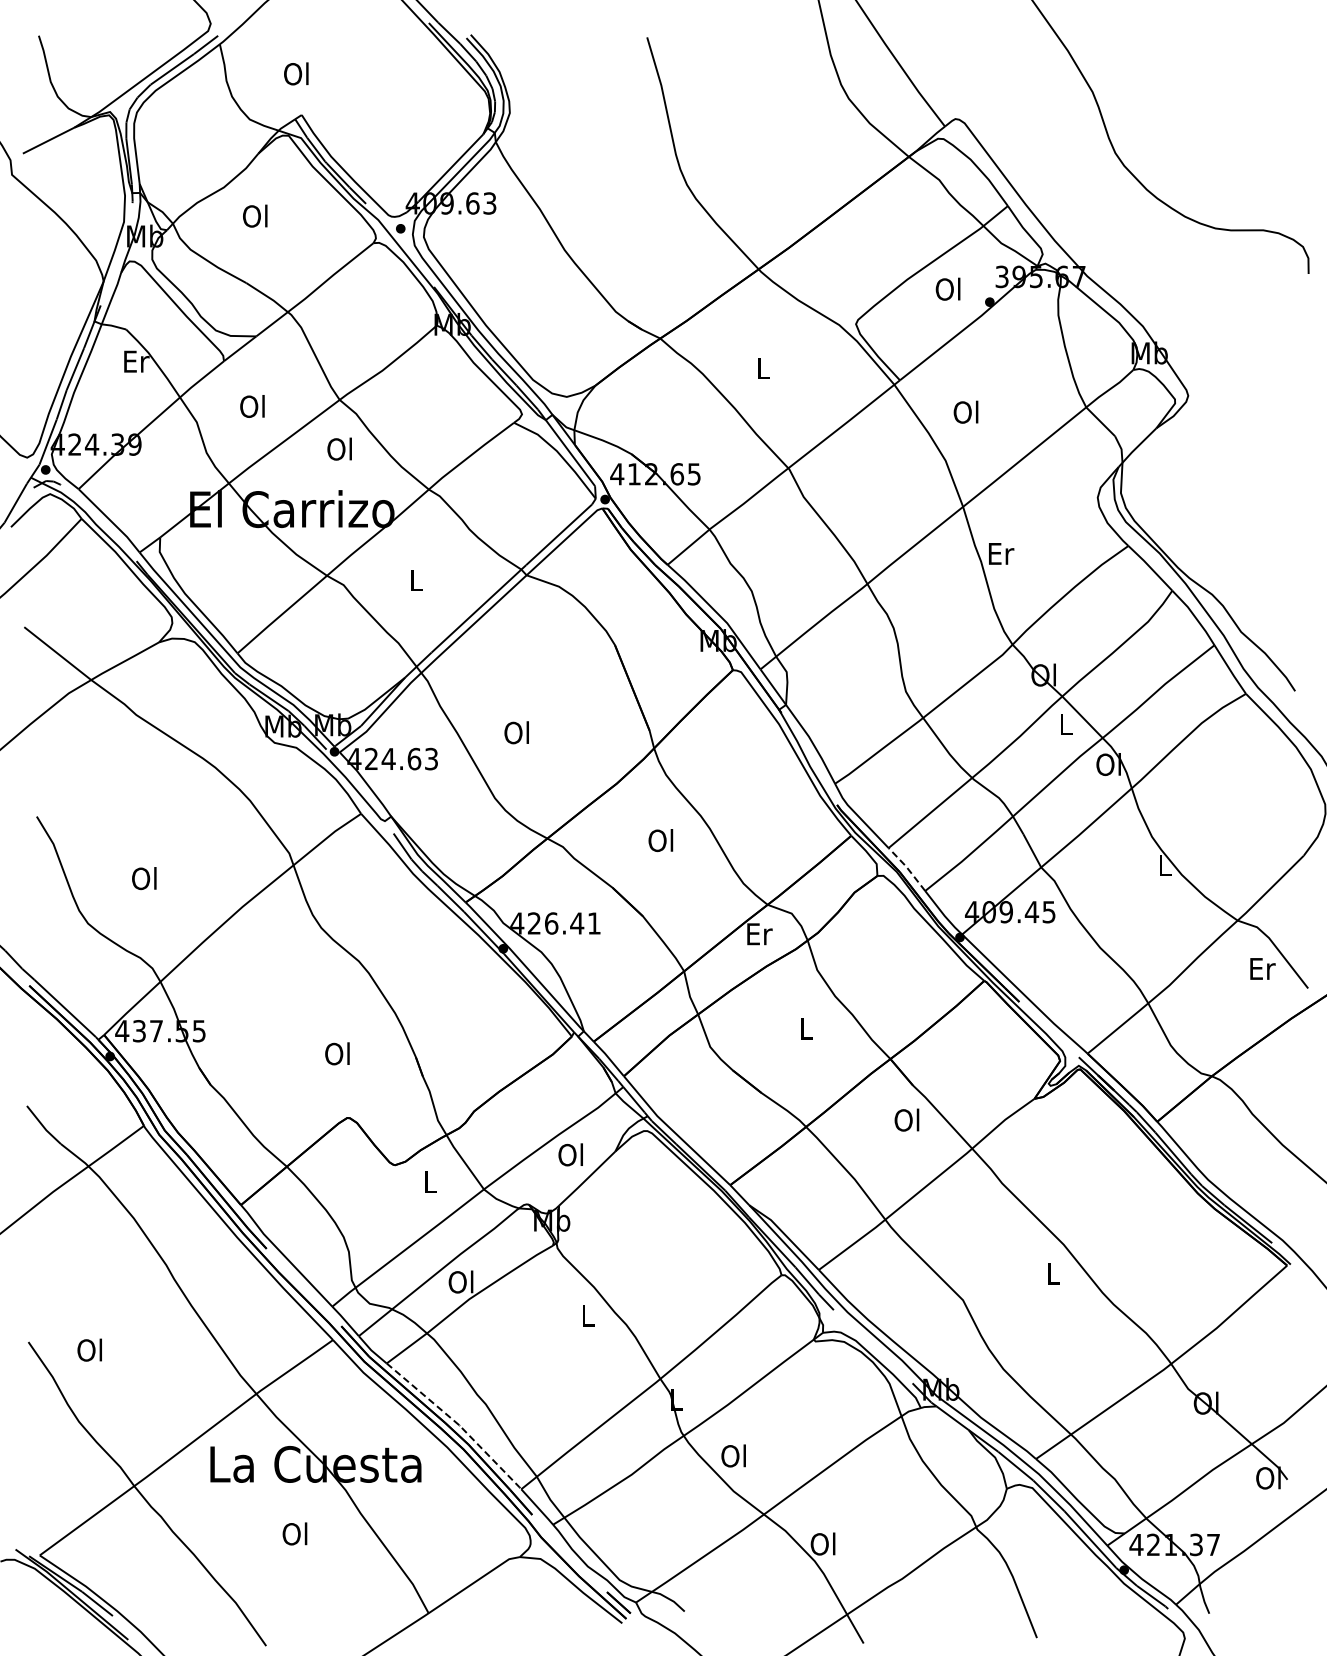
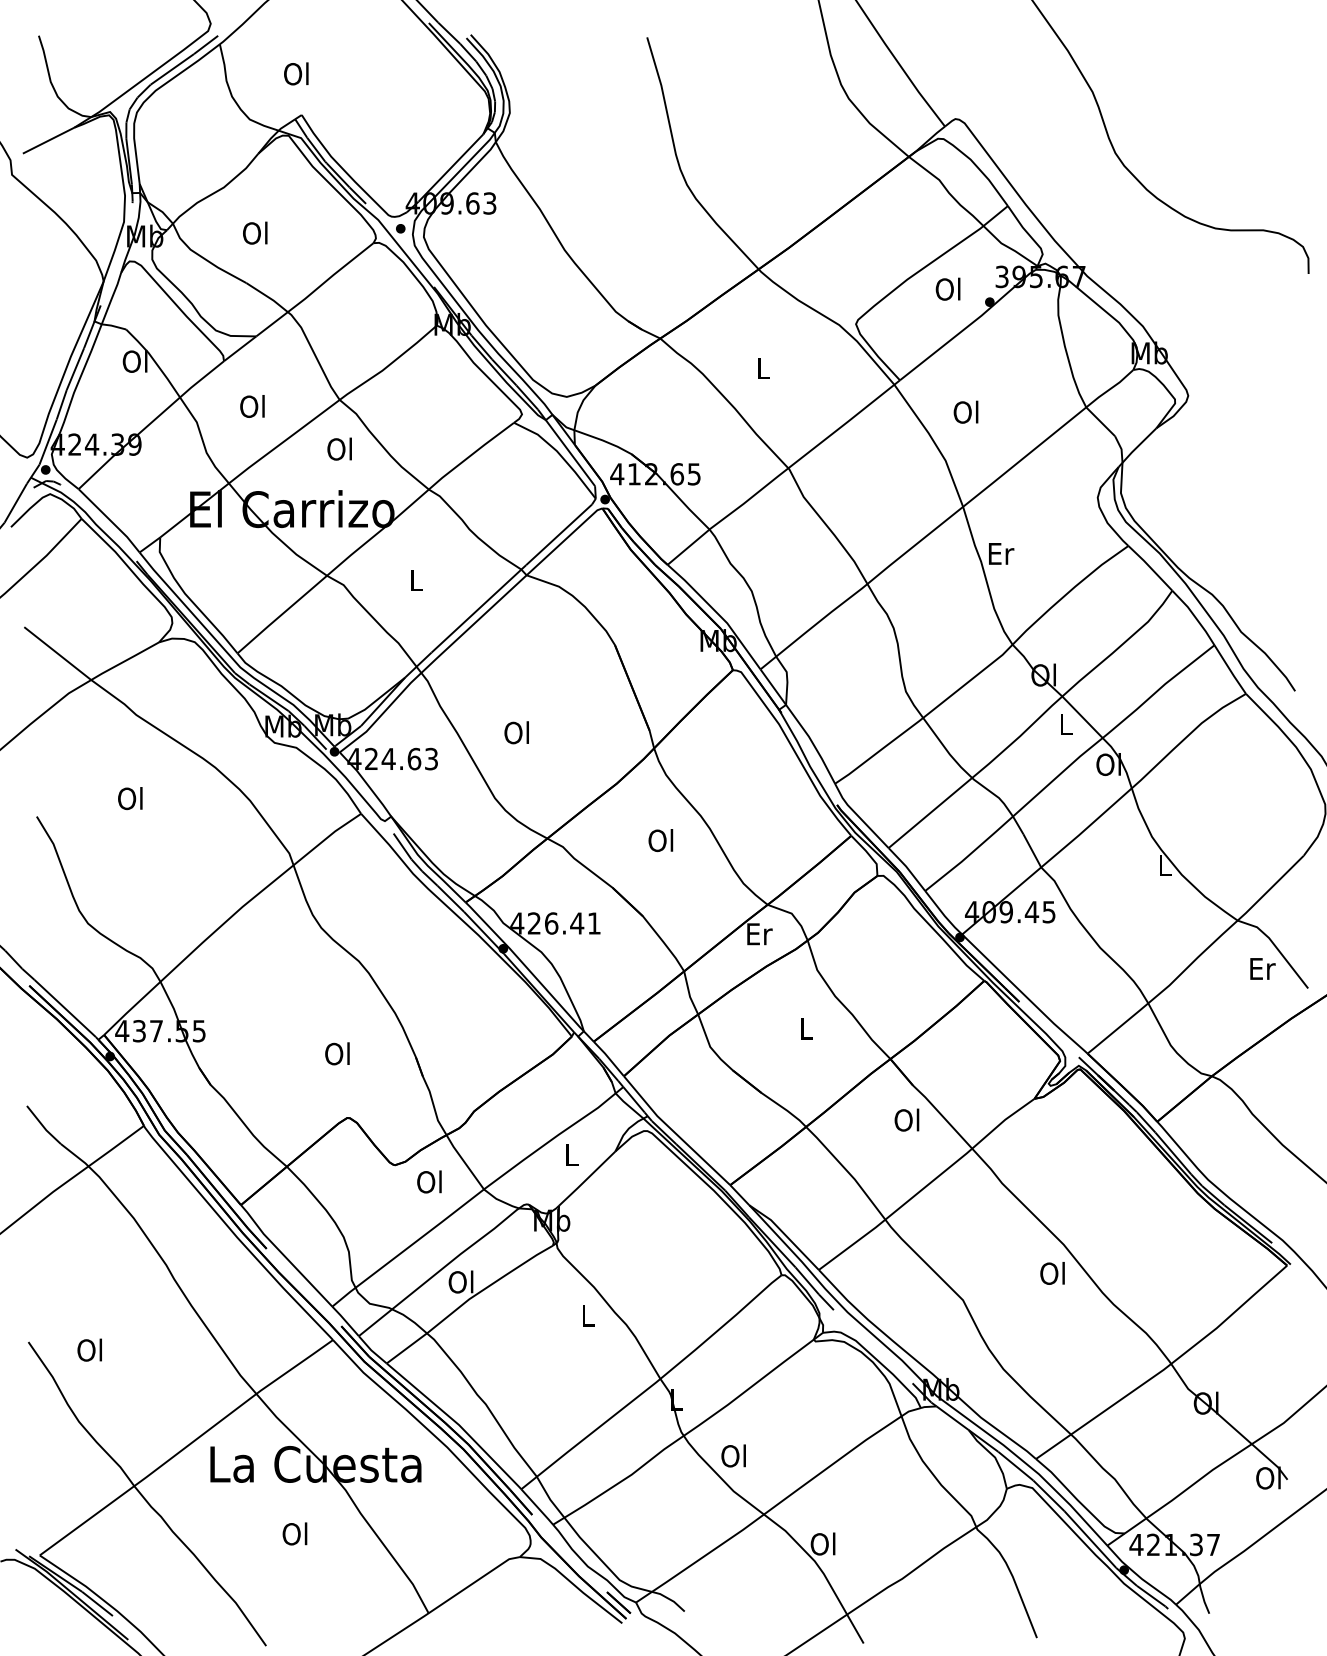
text position: (255, 215) -> (255, 232) (255, 232)
text: Er -> Ol (135, 361)
line: dashed -> solid (907, 867)
text position: (144, 878) -> (130, 798) (130, 798)
text: Ol -> L (570, 1154)
text: L -> Ol (429, 1181)
text: L -> Ol (1052, 1273)
line: dashed -> solid (458, 1424)
